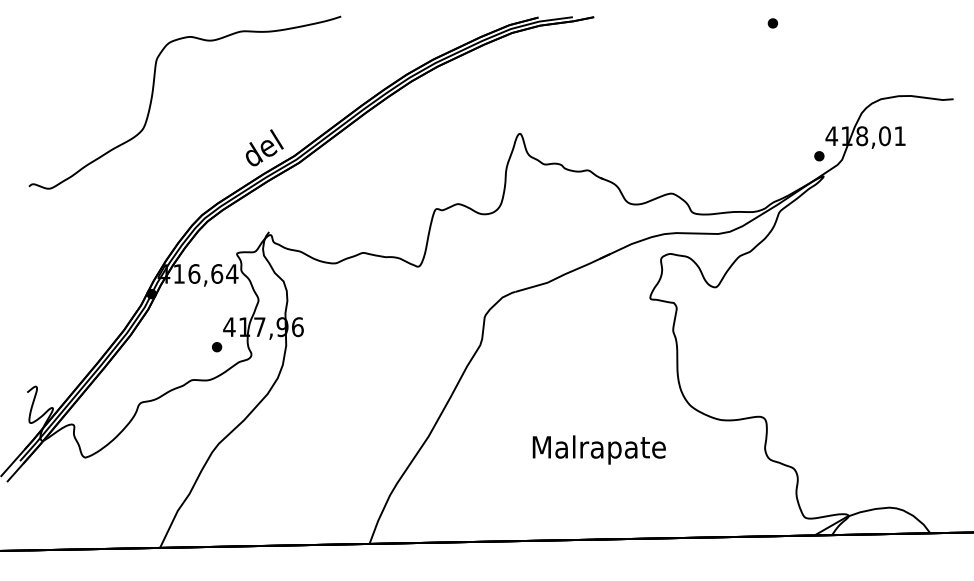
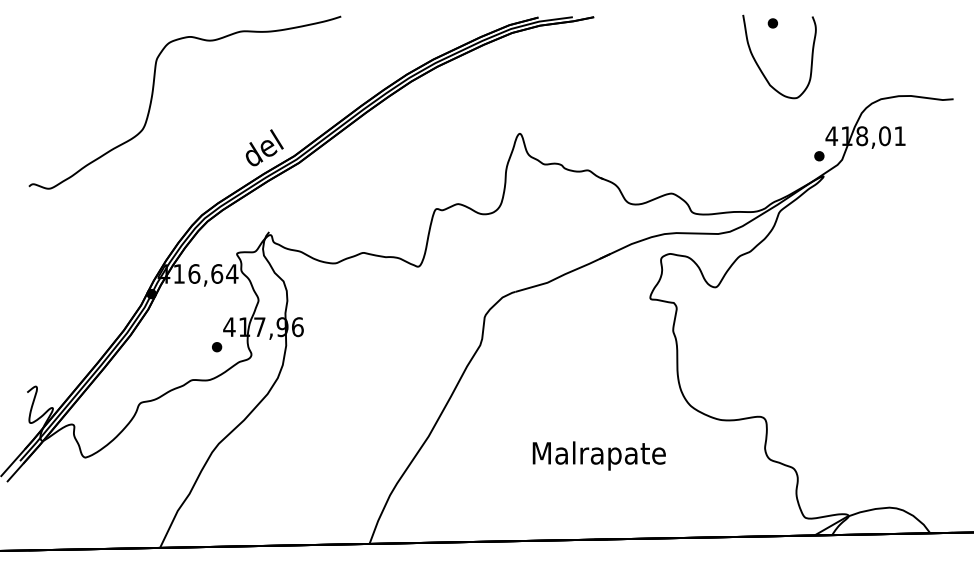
curve: none -> present (760, 67)
text position: (598, 449) -> (598, 455) (598, 455)
